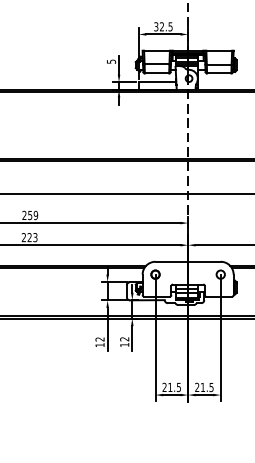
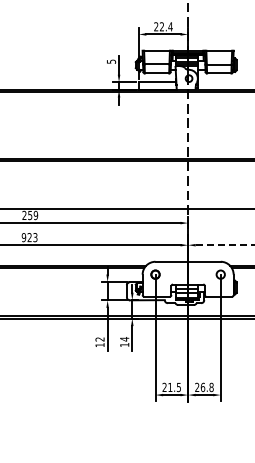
text: 32.5 -> 22.4 (163, 26)
line position: (126, 193) -> (126, 208) (126, 208)
text: 223 -> 923 (23, 237)
line: solid -> dashed (224, 245)
text: 12 -> 14 (124, 339)
text: 21.5 -> 26.8 (206, 387)
